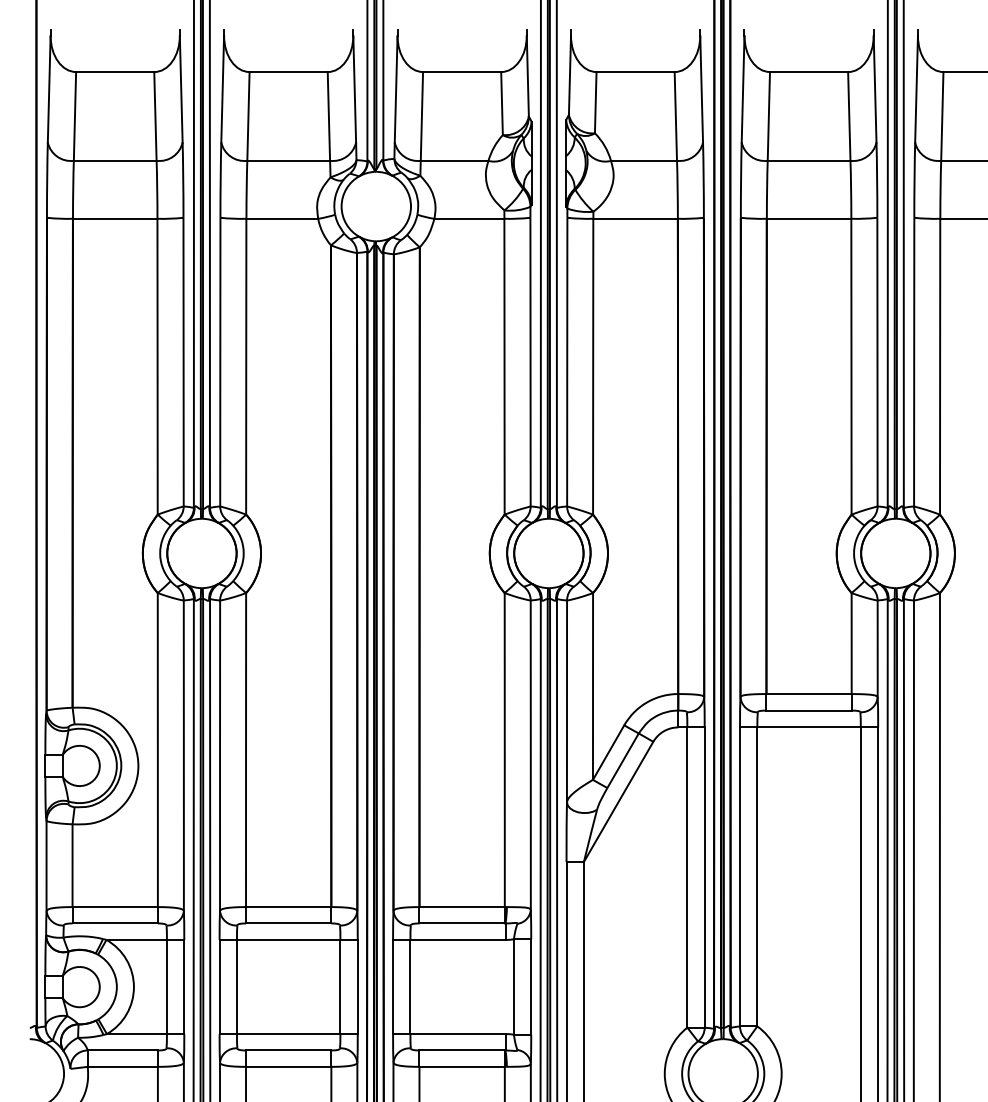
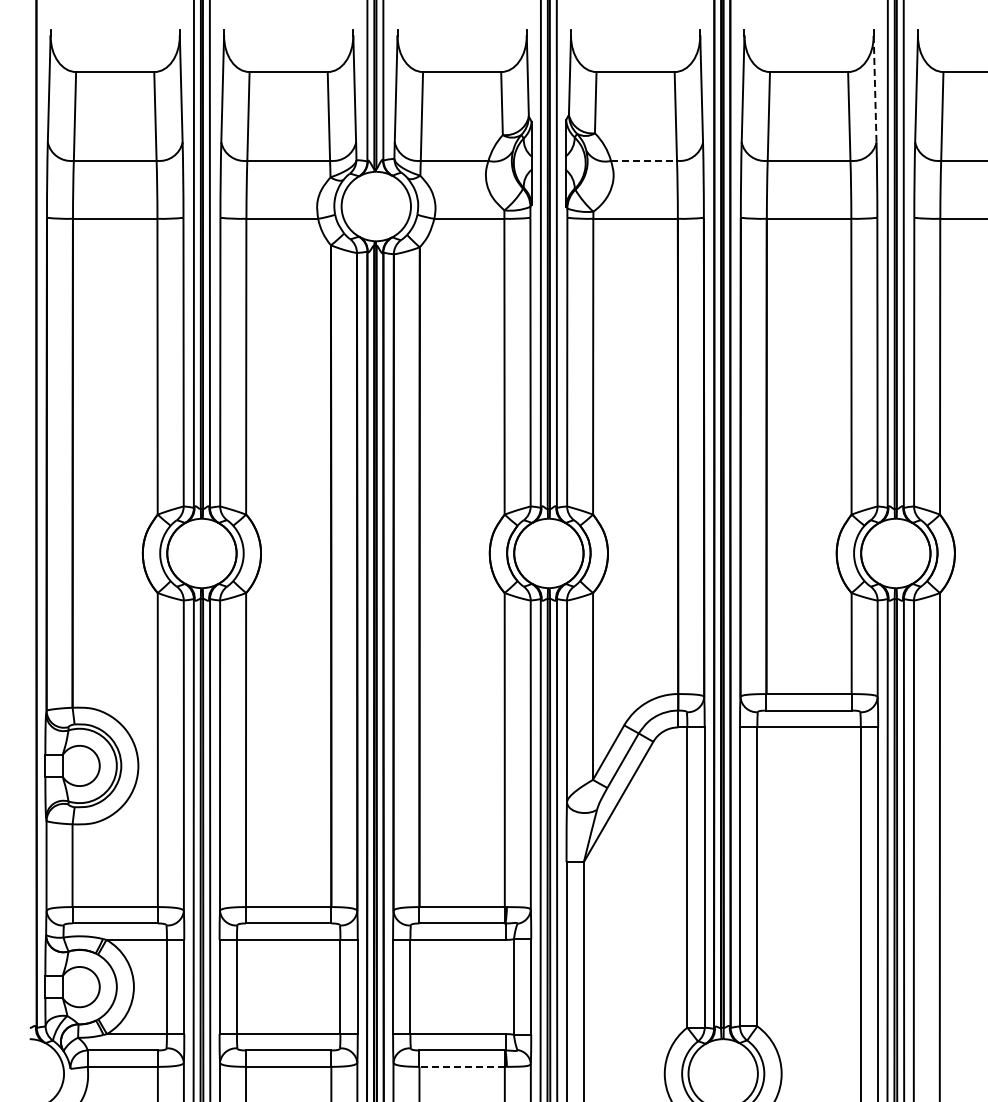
line: solid -> dashed (875, 89)
line: solid -> dashed (644, 160)
line: solid -> dashed (462, 1066)
